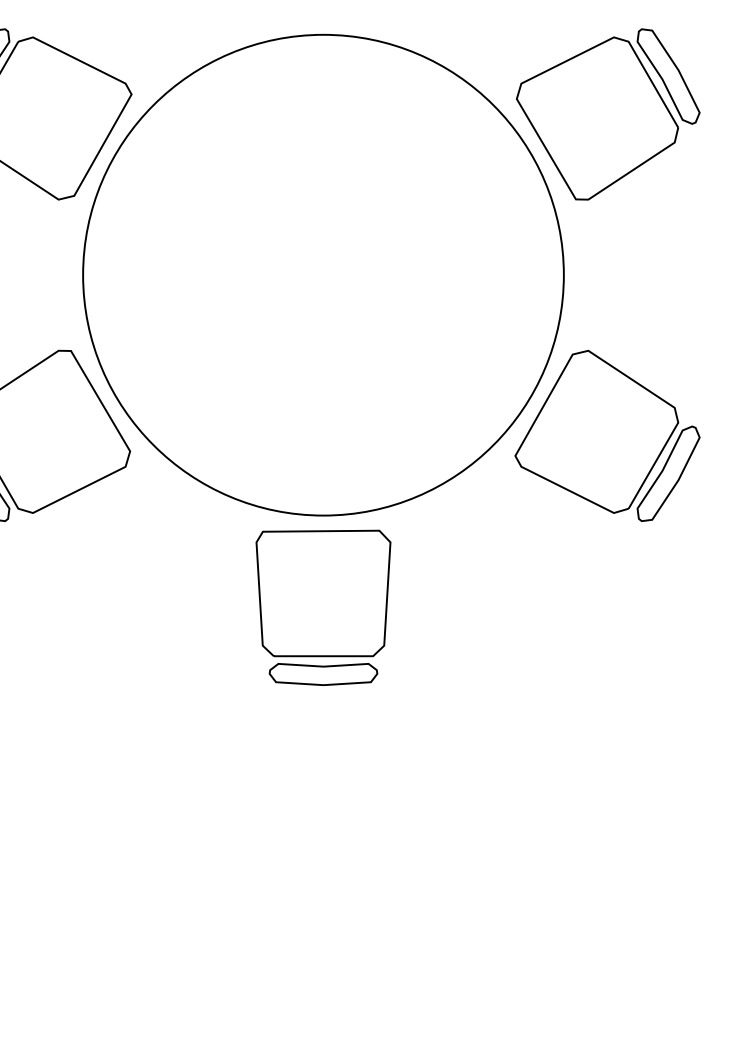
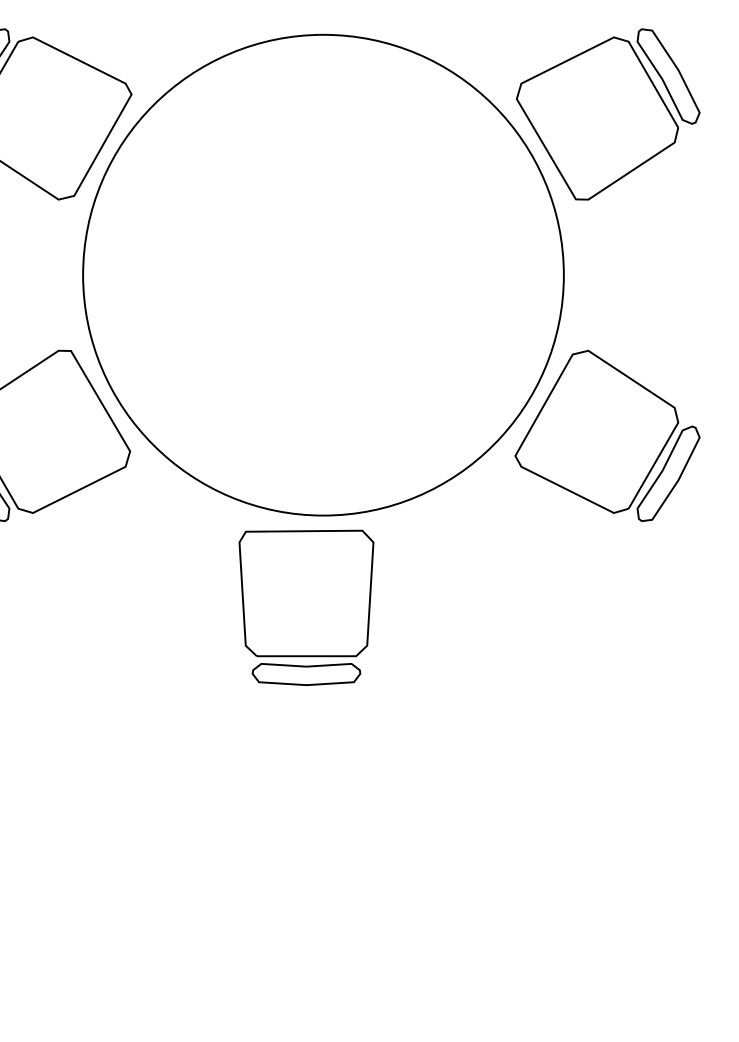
part position: (323, 607) -> (306, 607) (306, 607)
